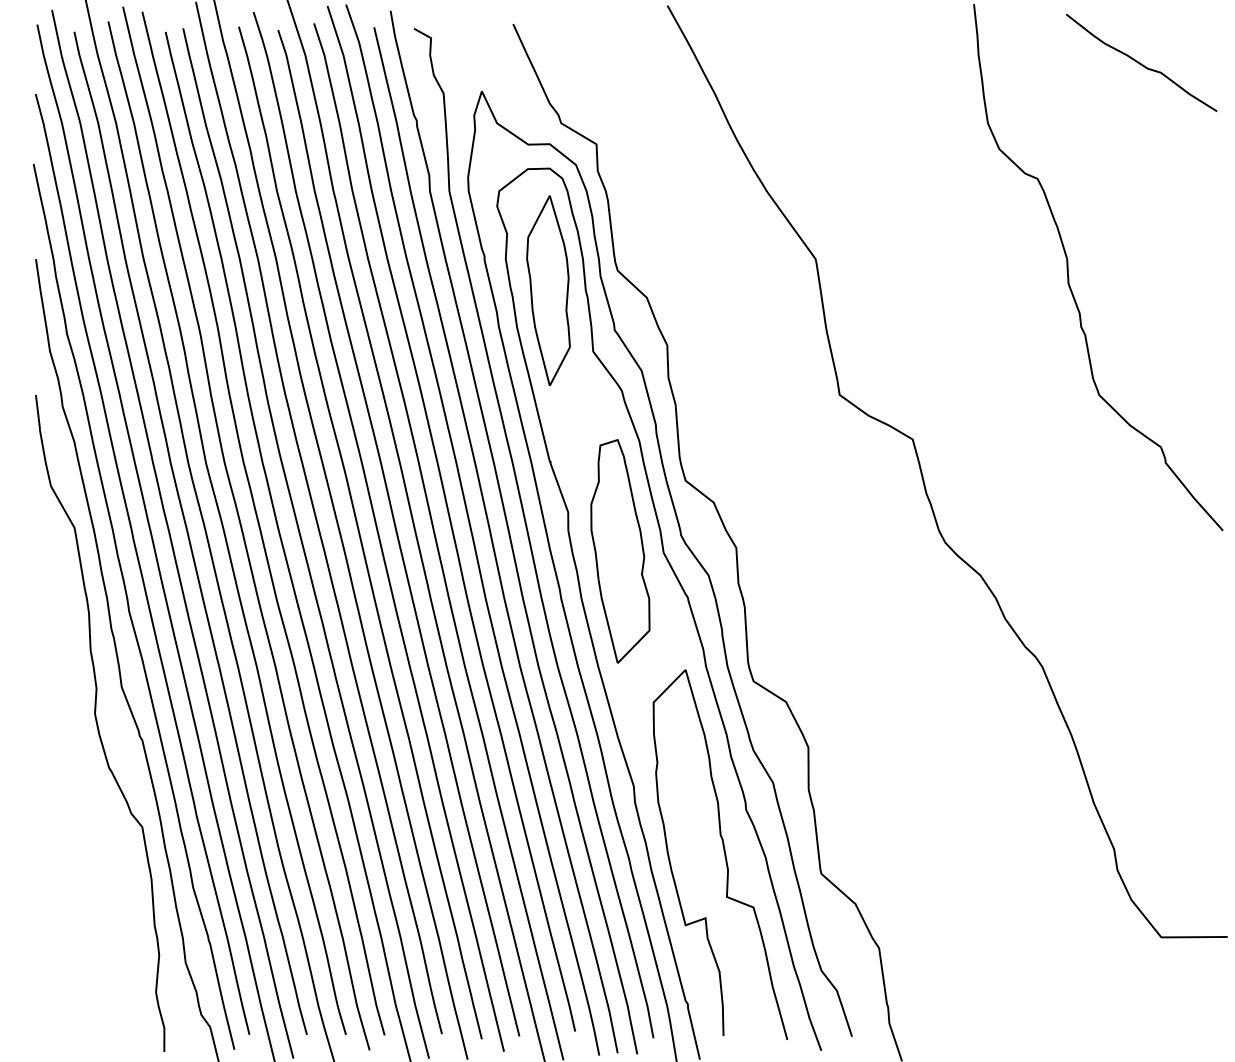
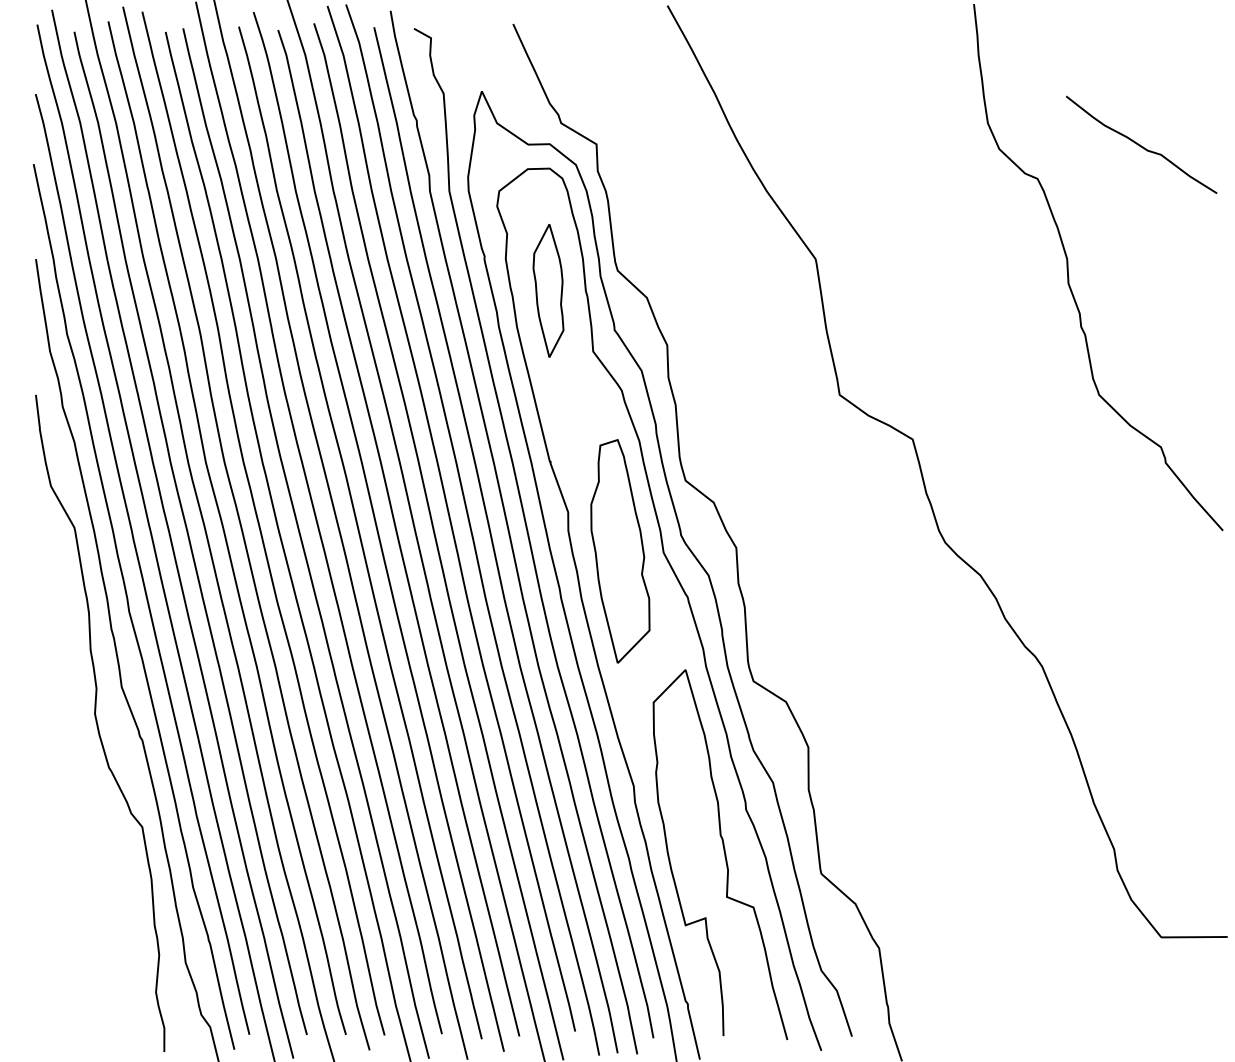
curve position: (1140, 62) -> (1140, 144) (1140, 144)
part size: 45x192 px -> 33x134 px (548, 290)
